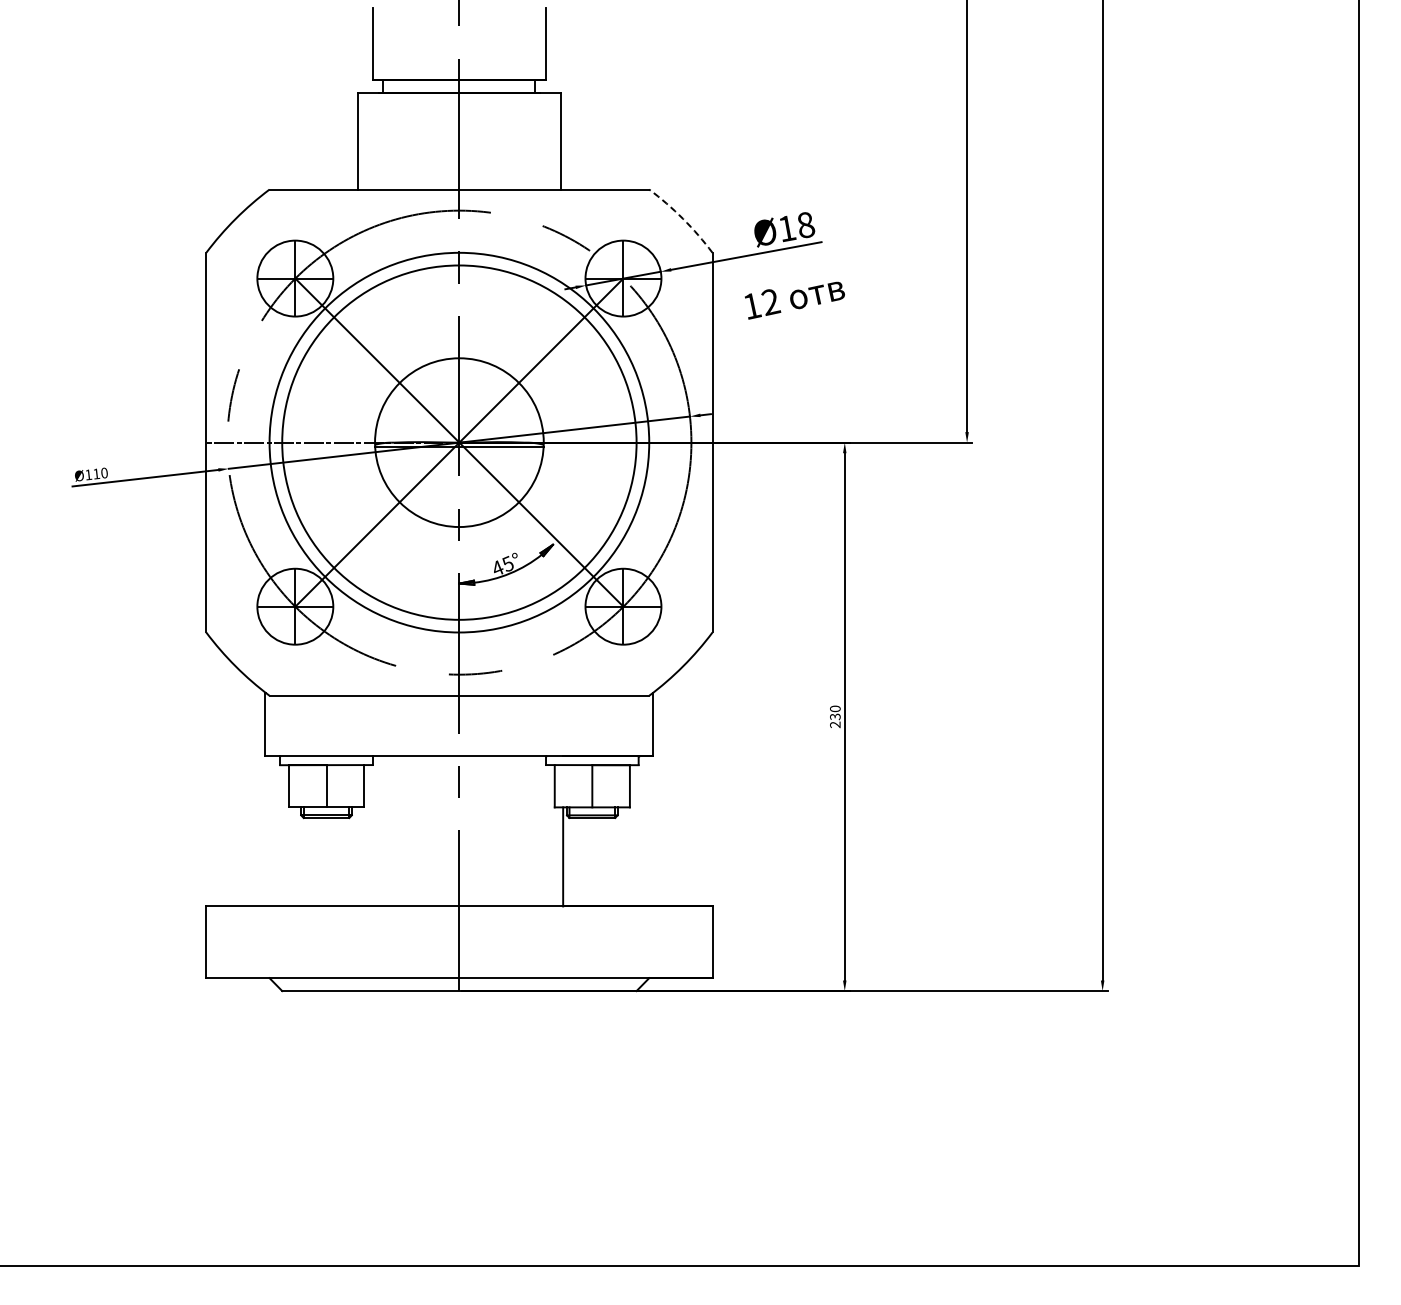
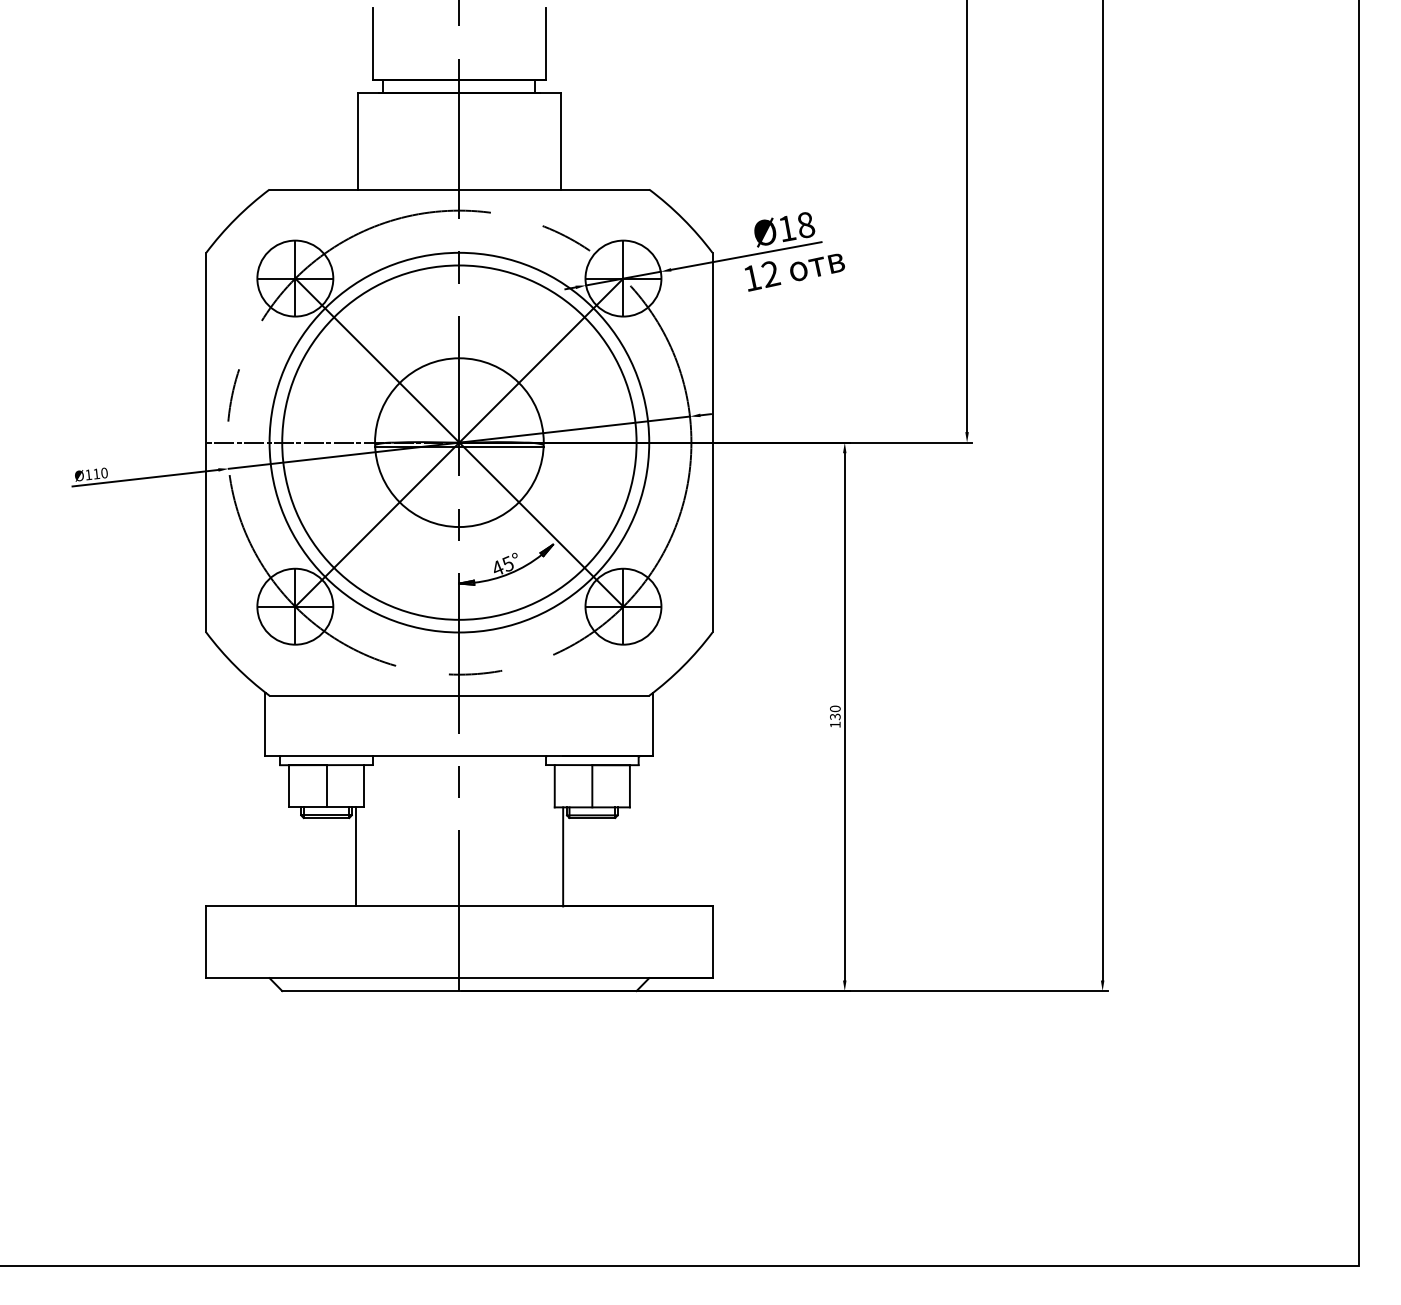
arc: dashed -> solid (683, 218)
text position: (794, 300) -> (794, 272) (794, 272)
text: 230 -> 130 (835, 724)
line: none -> present (355, 856)
